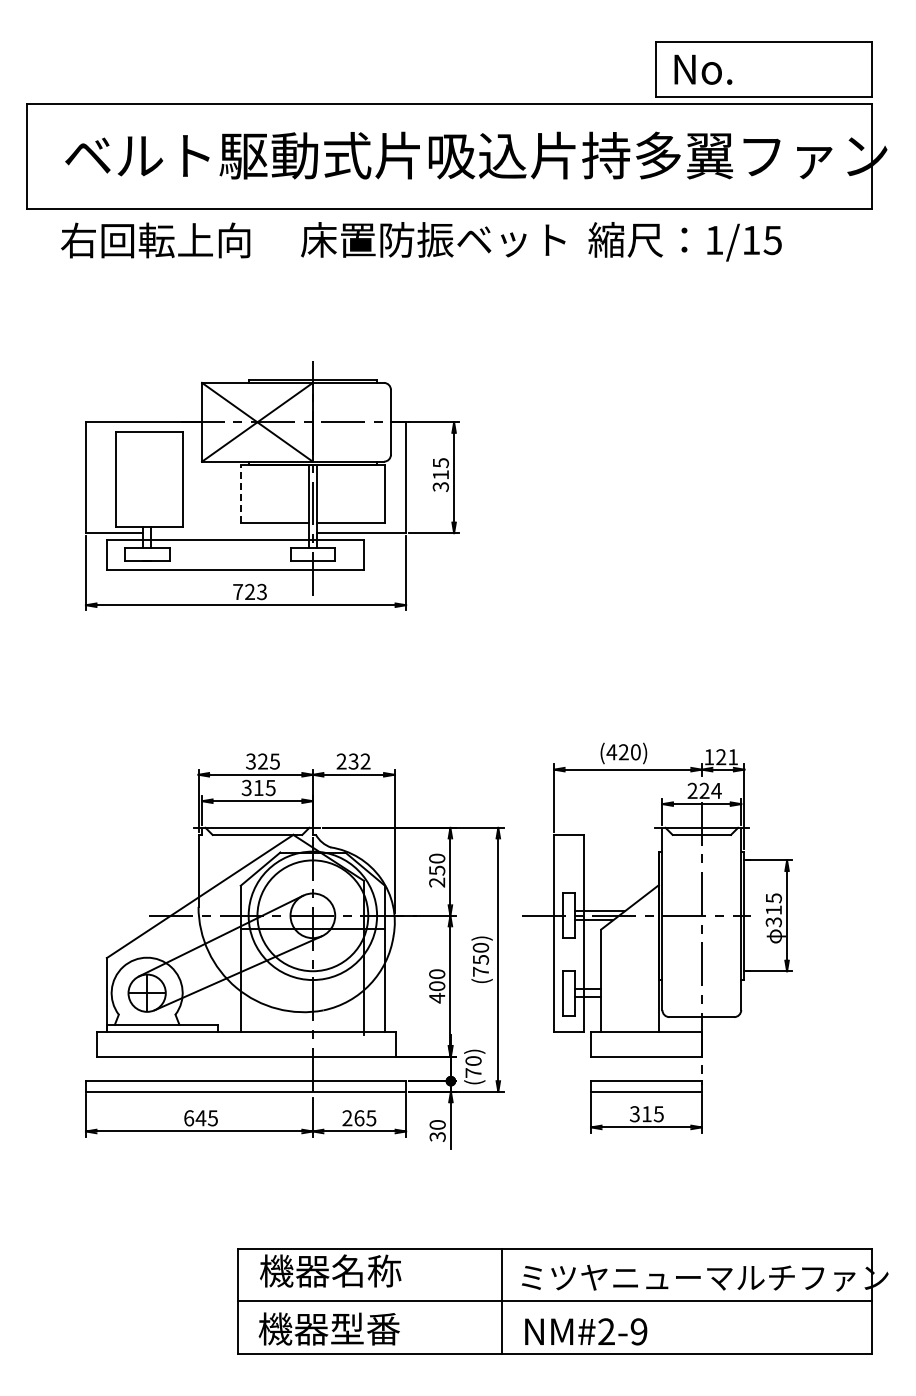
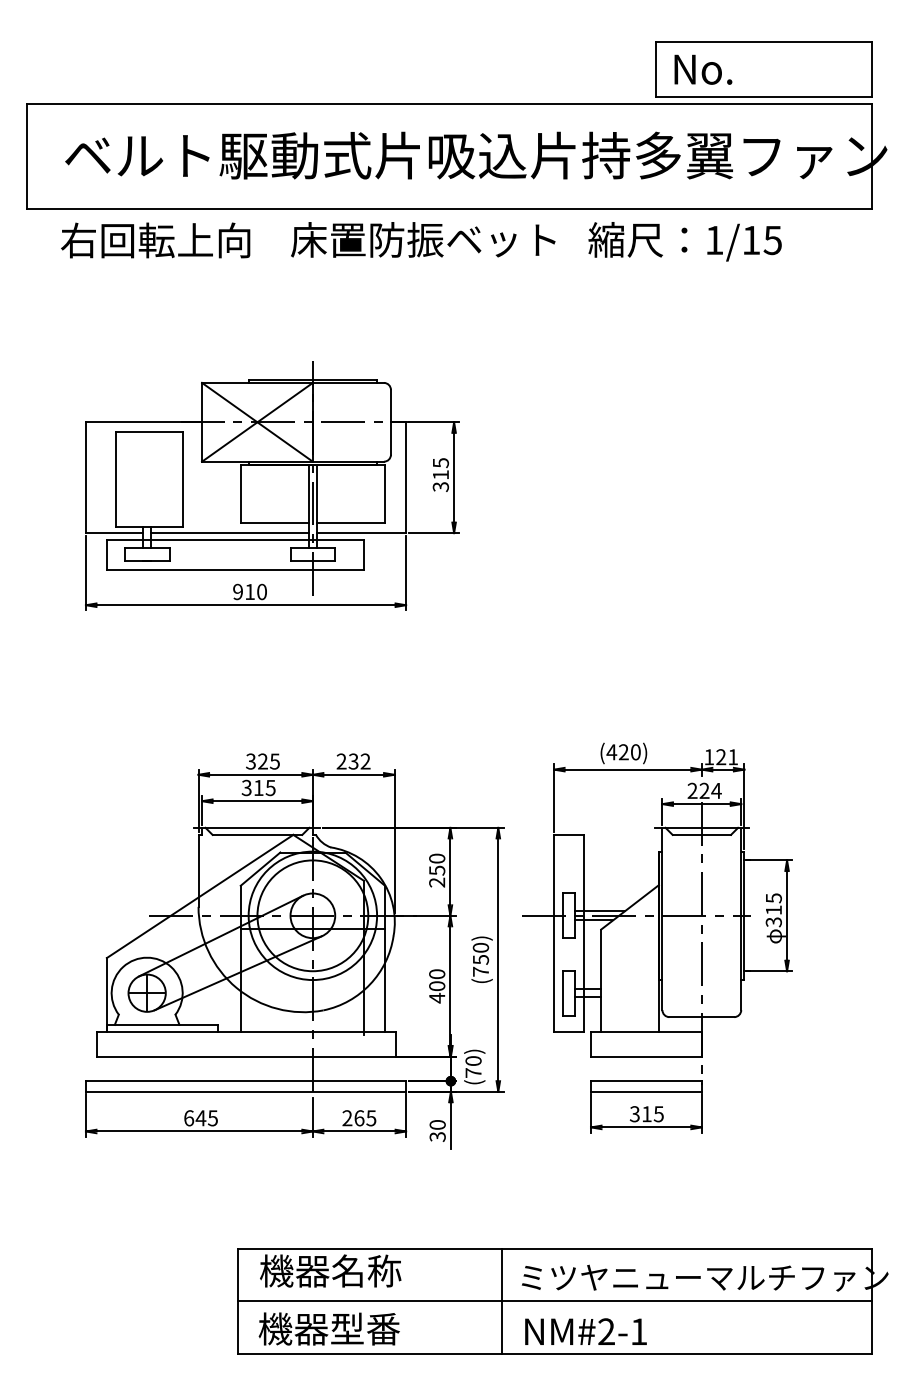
text position: (433, 239) -> (423, 239) (423, 239)
line: dashed -> solid (240, 493)
line: none -> present (229, 533)
text: 723 -> 910 (249, 591)
text: NM#2-9 -> NM#2-1 (638, 1331)
